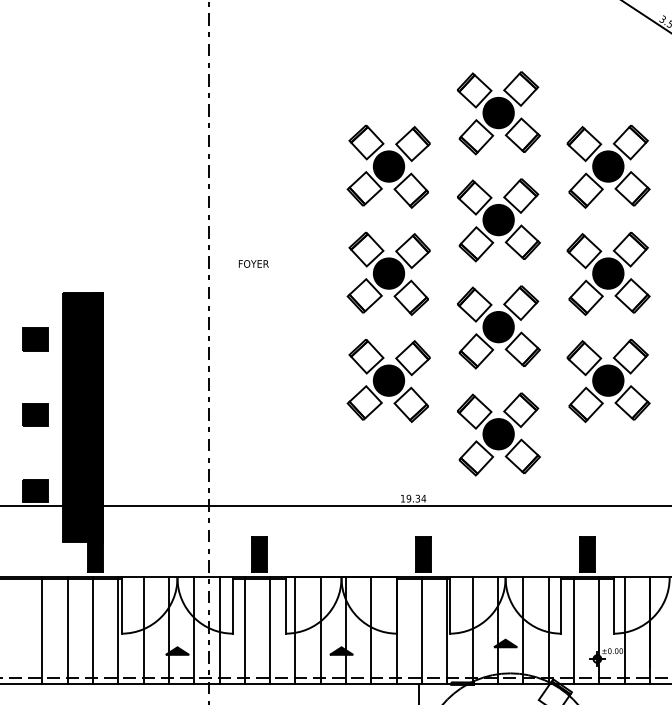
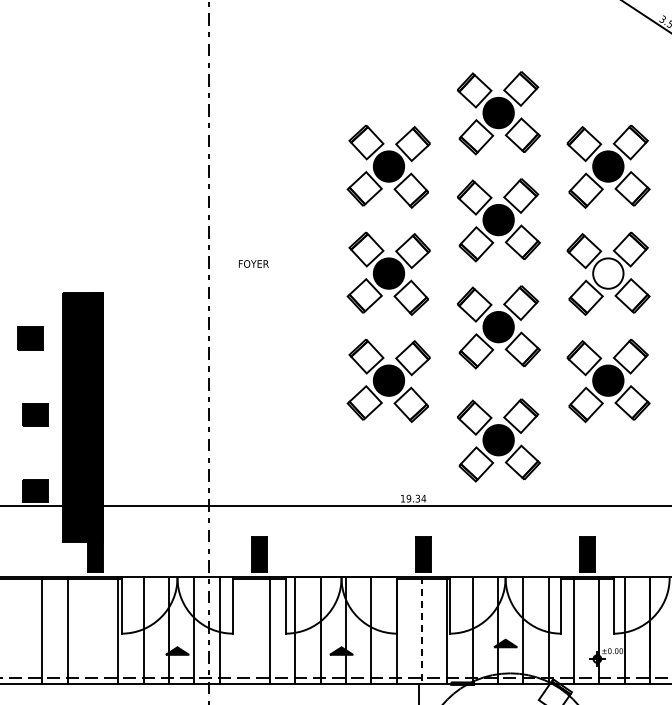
fill: present -> none (608, 273)
part position: (35, 339) -> (30, 338) (30, 338)
part position: (498, 434) -> (498, 440) (498, 440)
line: present -> none (92, 630)
line: present -> none (244, 630)
line: solid -> dashed (422, 630)
